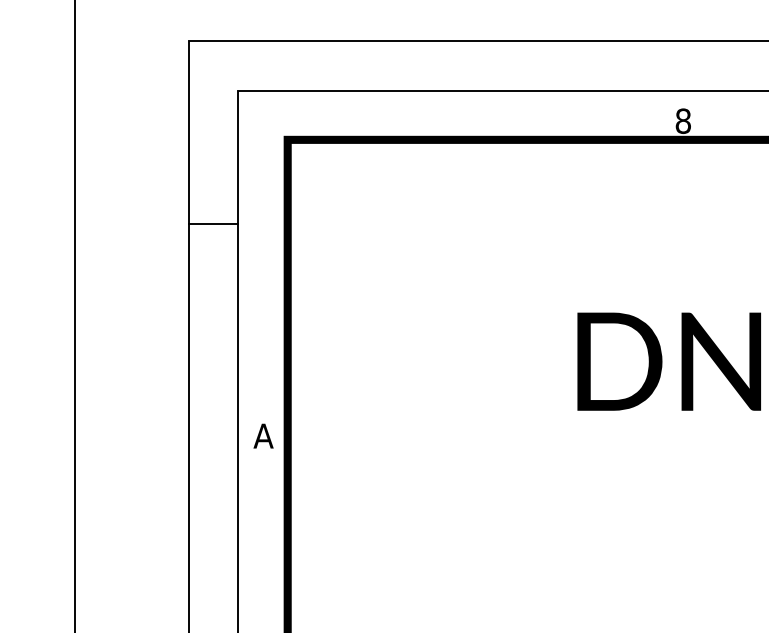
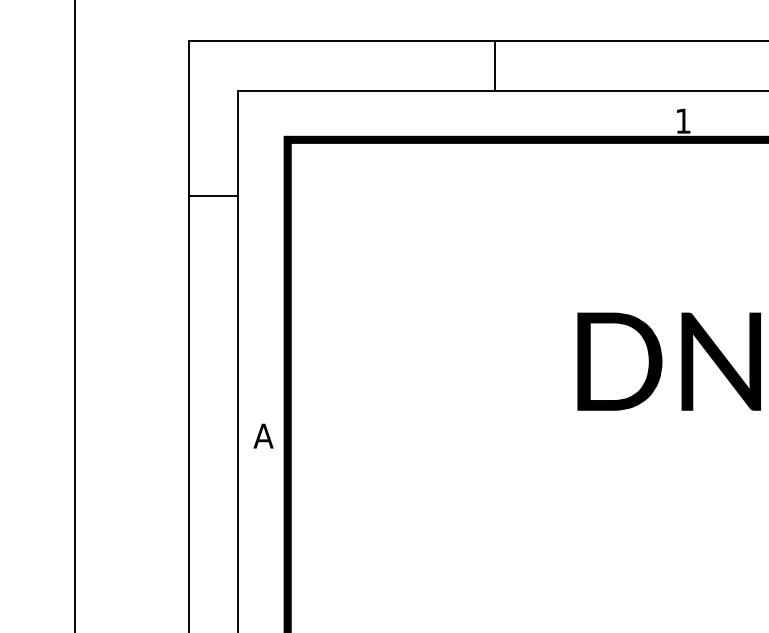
line: none -> present (494, 65)
text: 8 -> 1 (682, 120)
line position: (213, 224) -> (213, 196) (213, 196)
